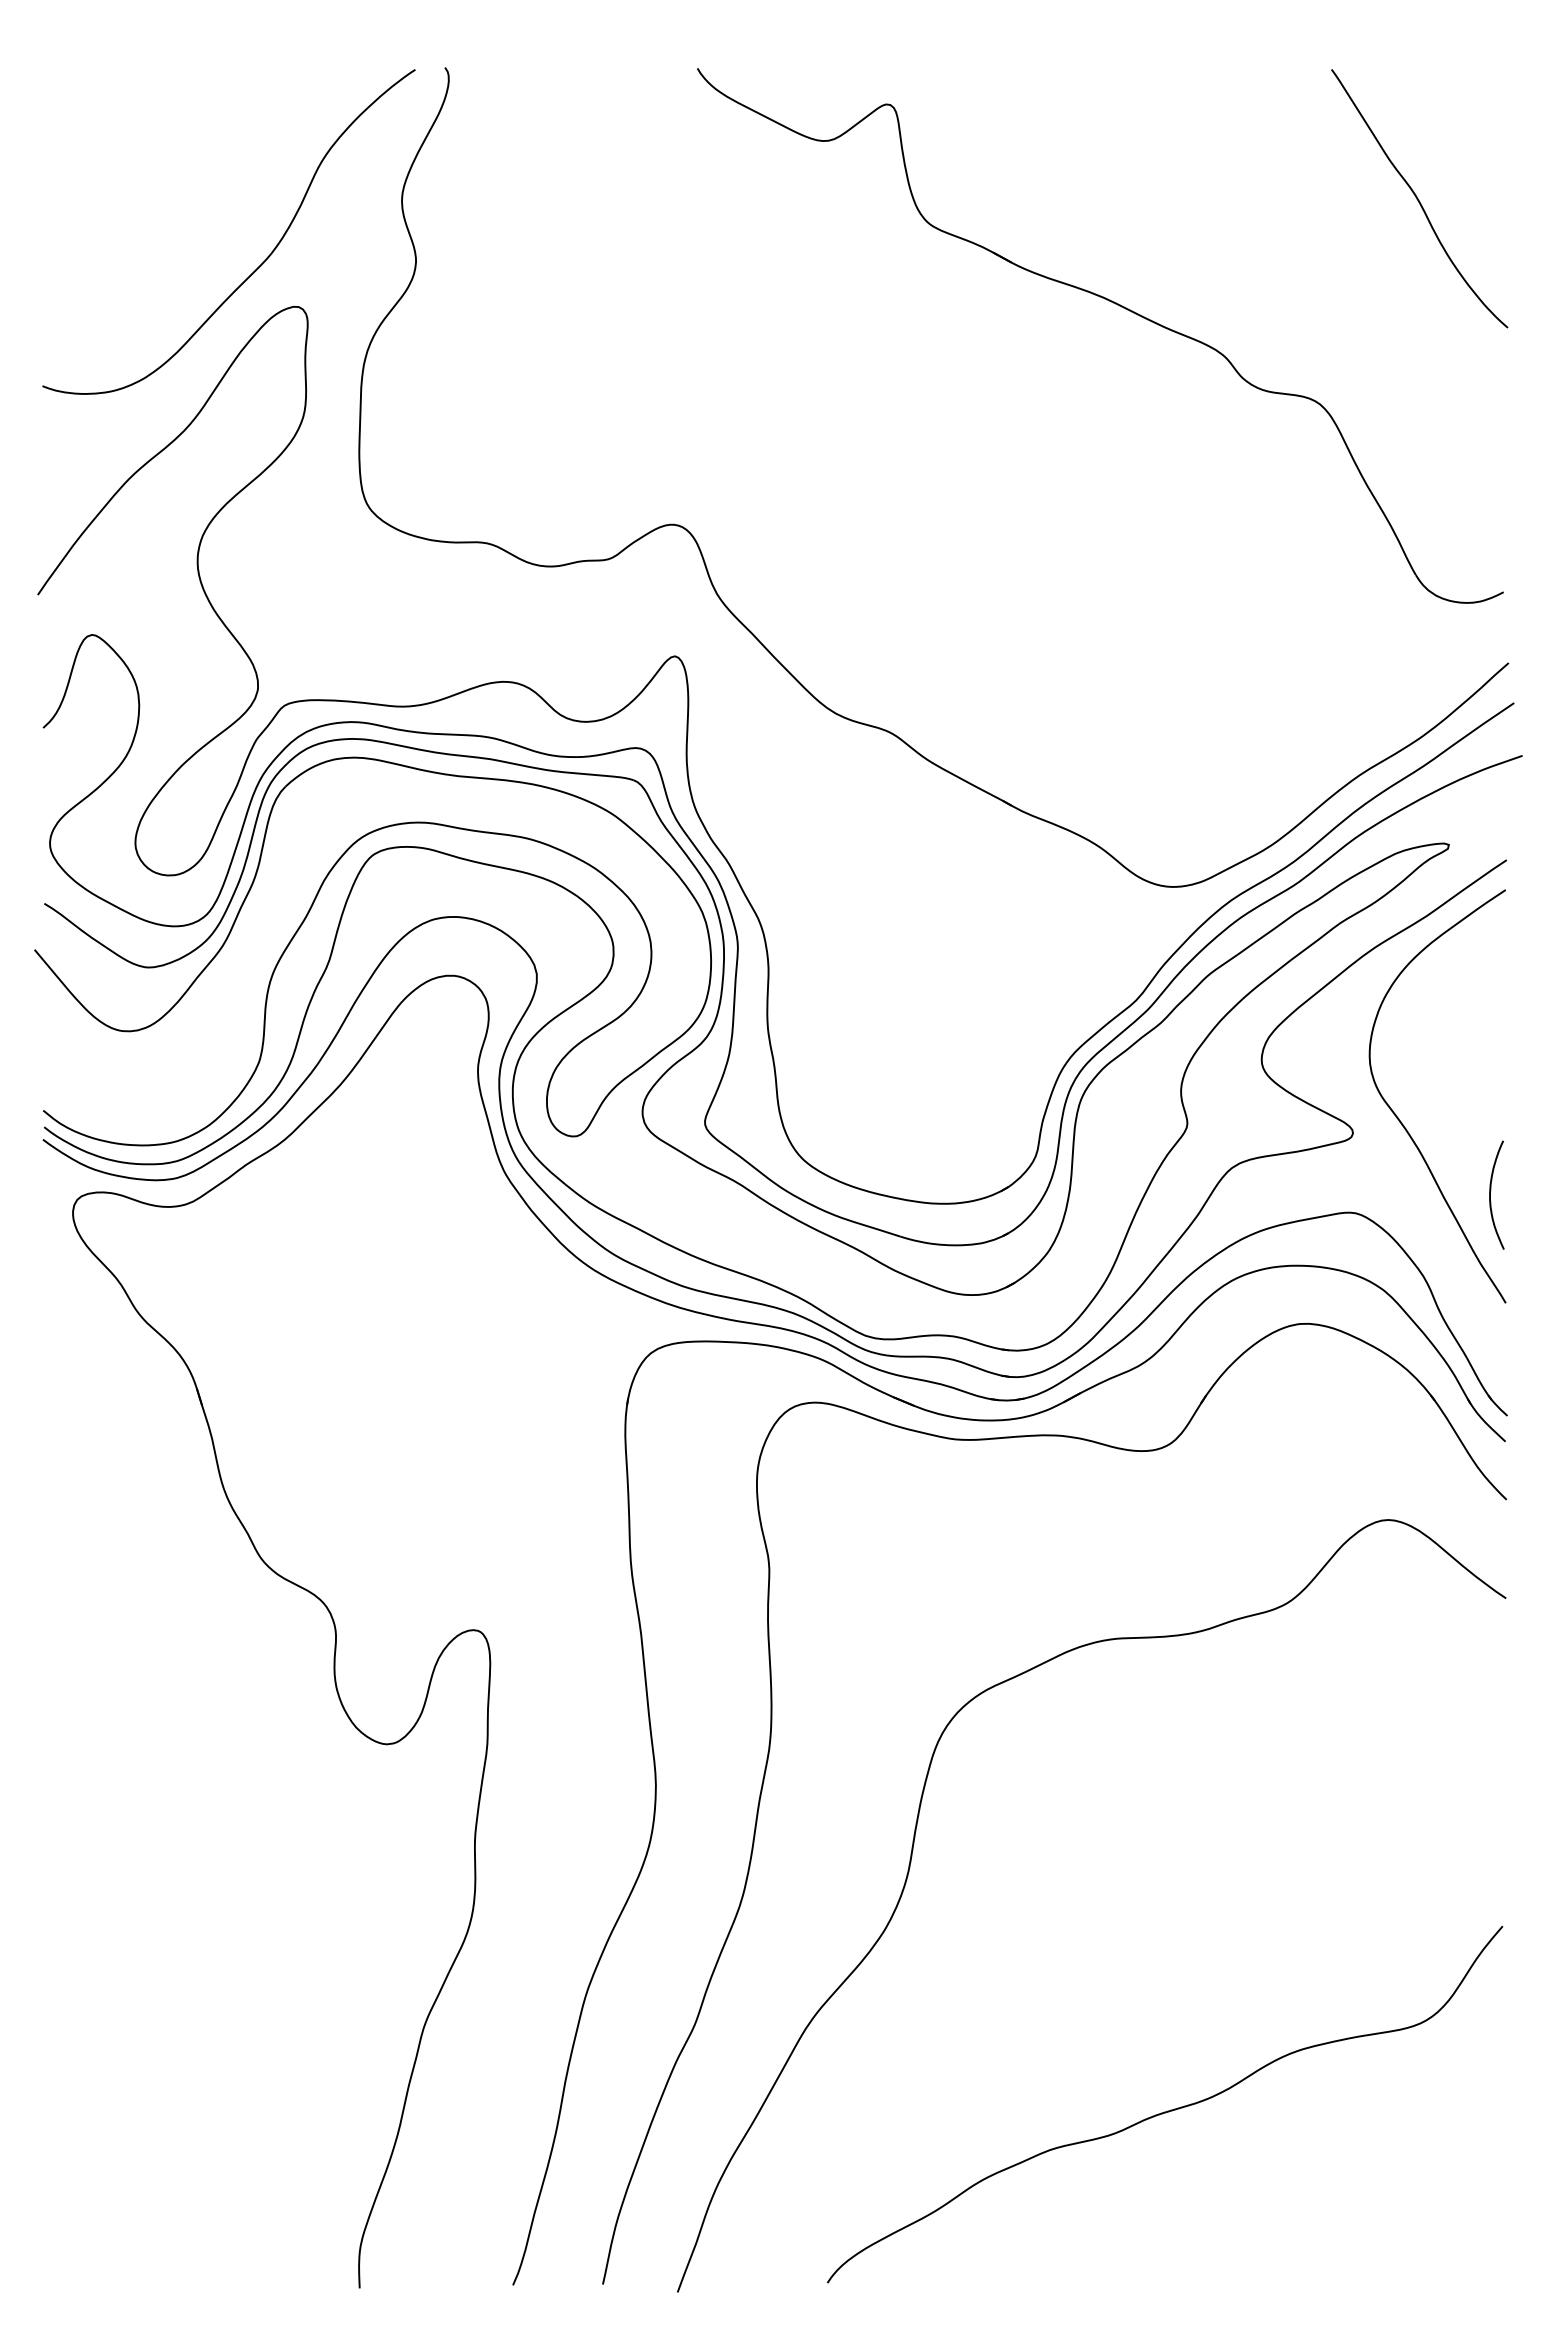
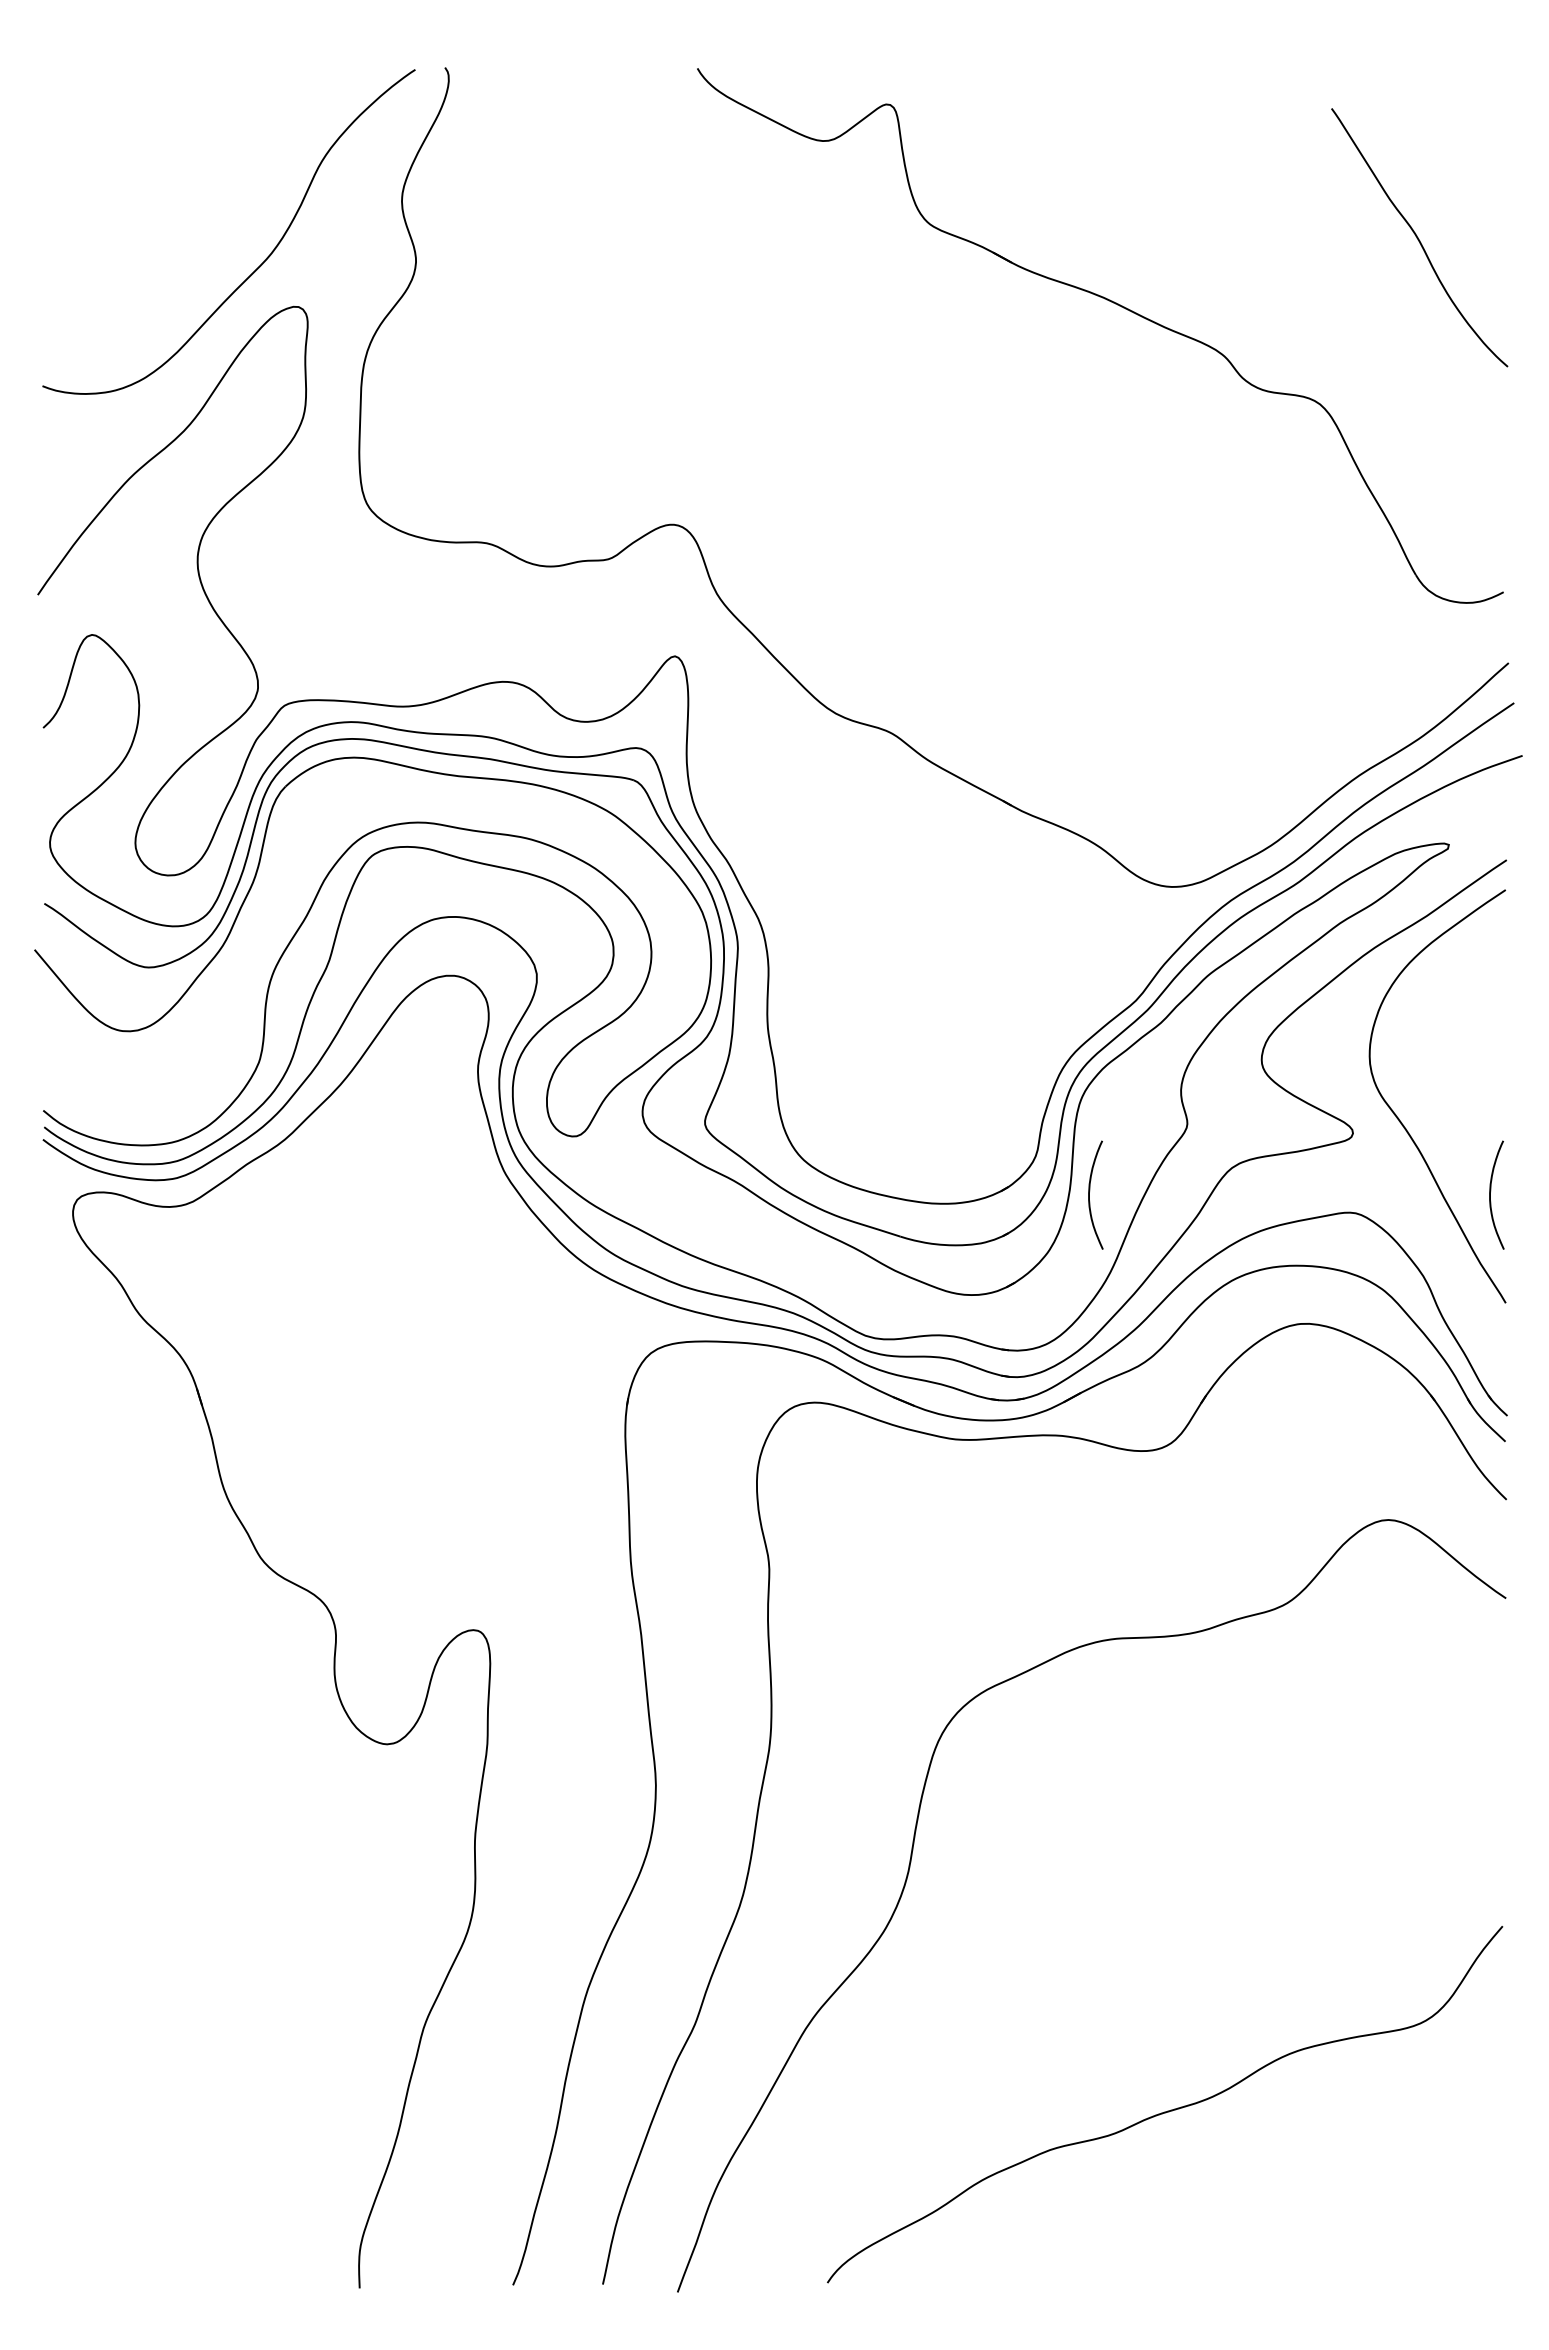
curve position: (1418, 198) -> (1418, 237) (1418, 237)
curve: none -> present (1090, 1191)
